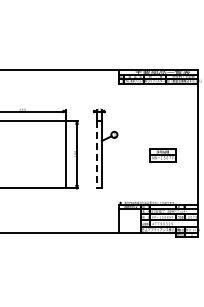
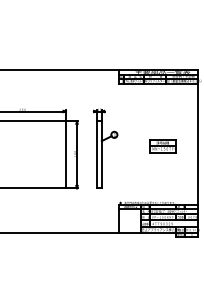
line: dashed -> solid (96, 155)
part position: (162, 155) -> (162, 146) (162, 146)
